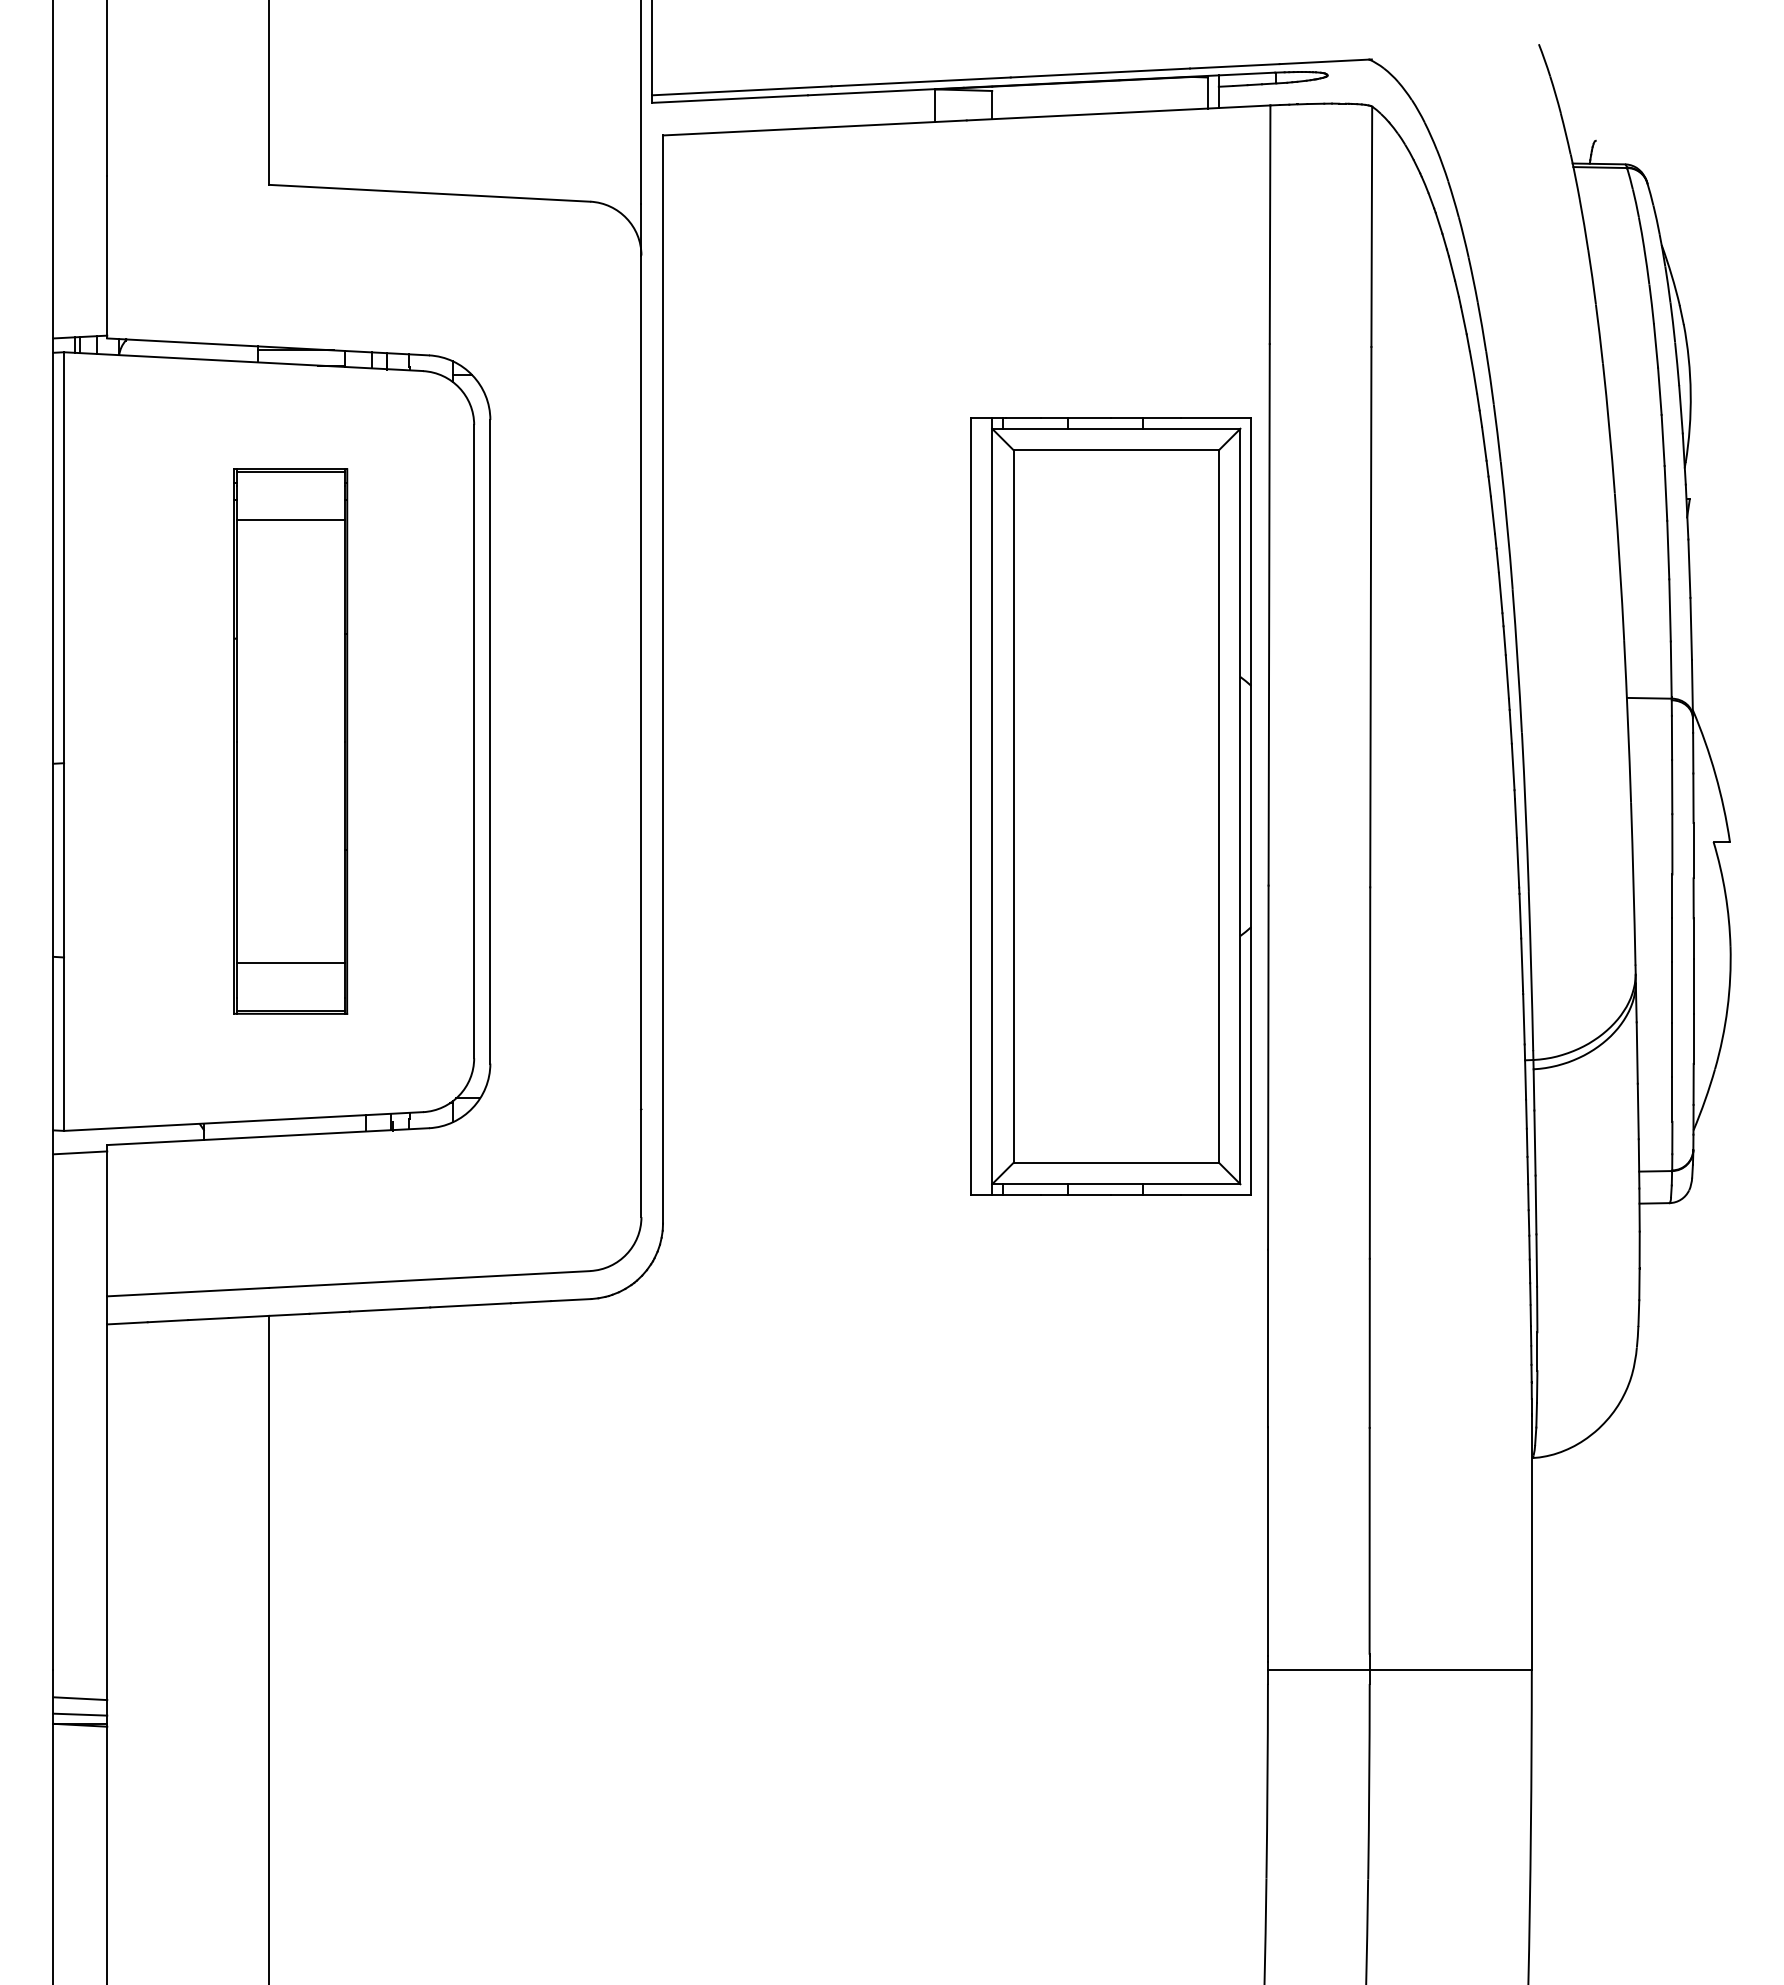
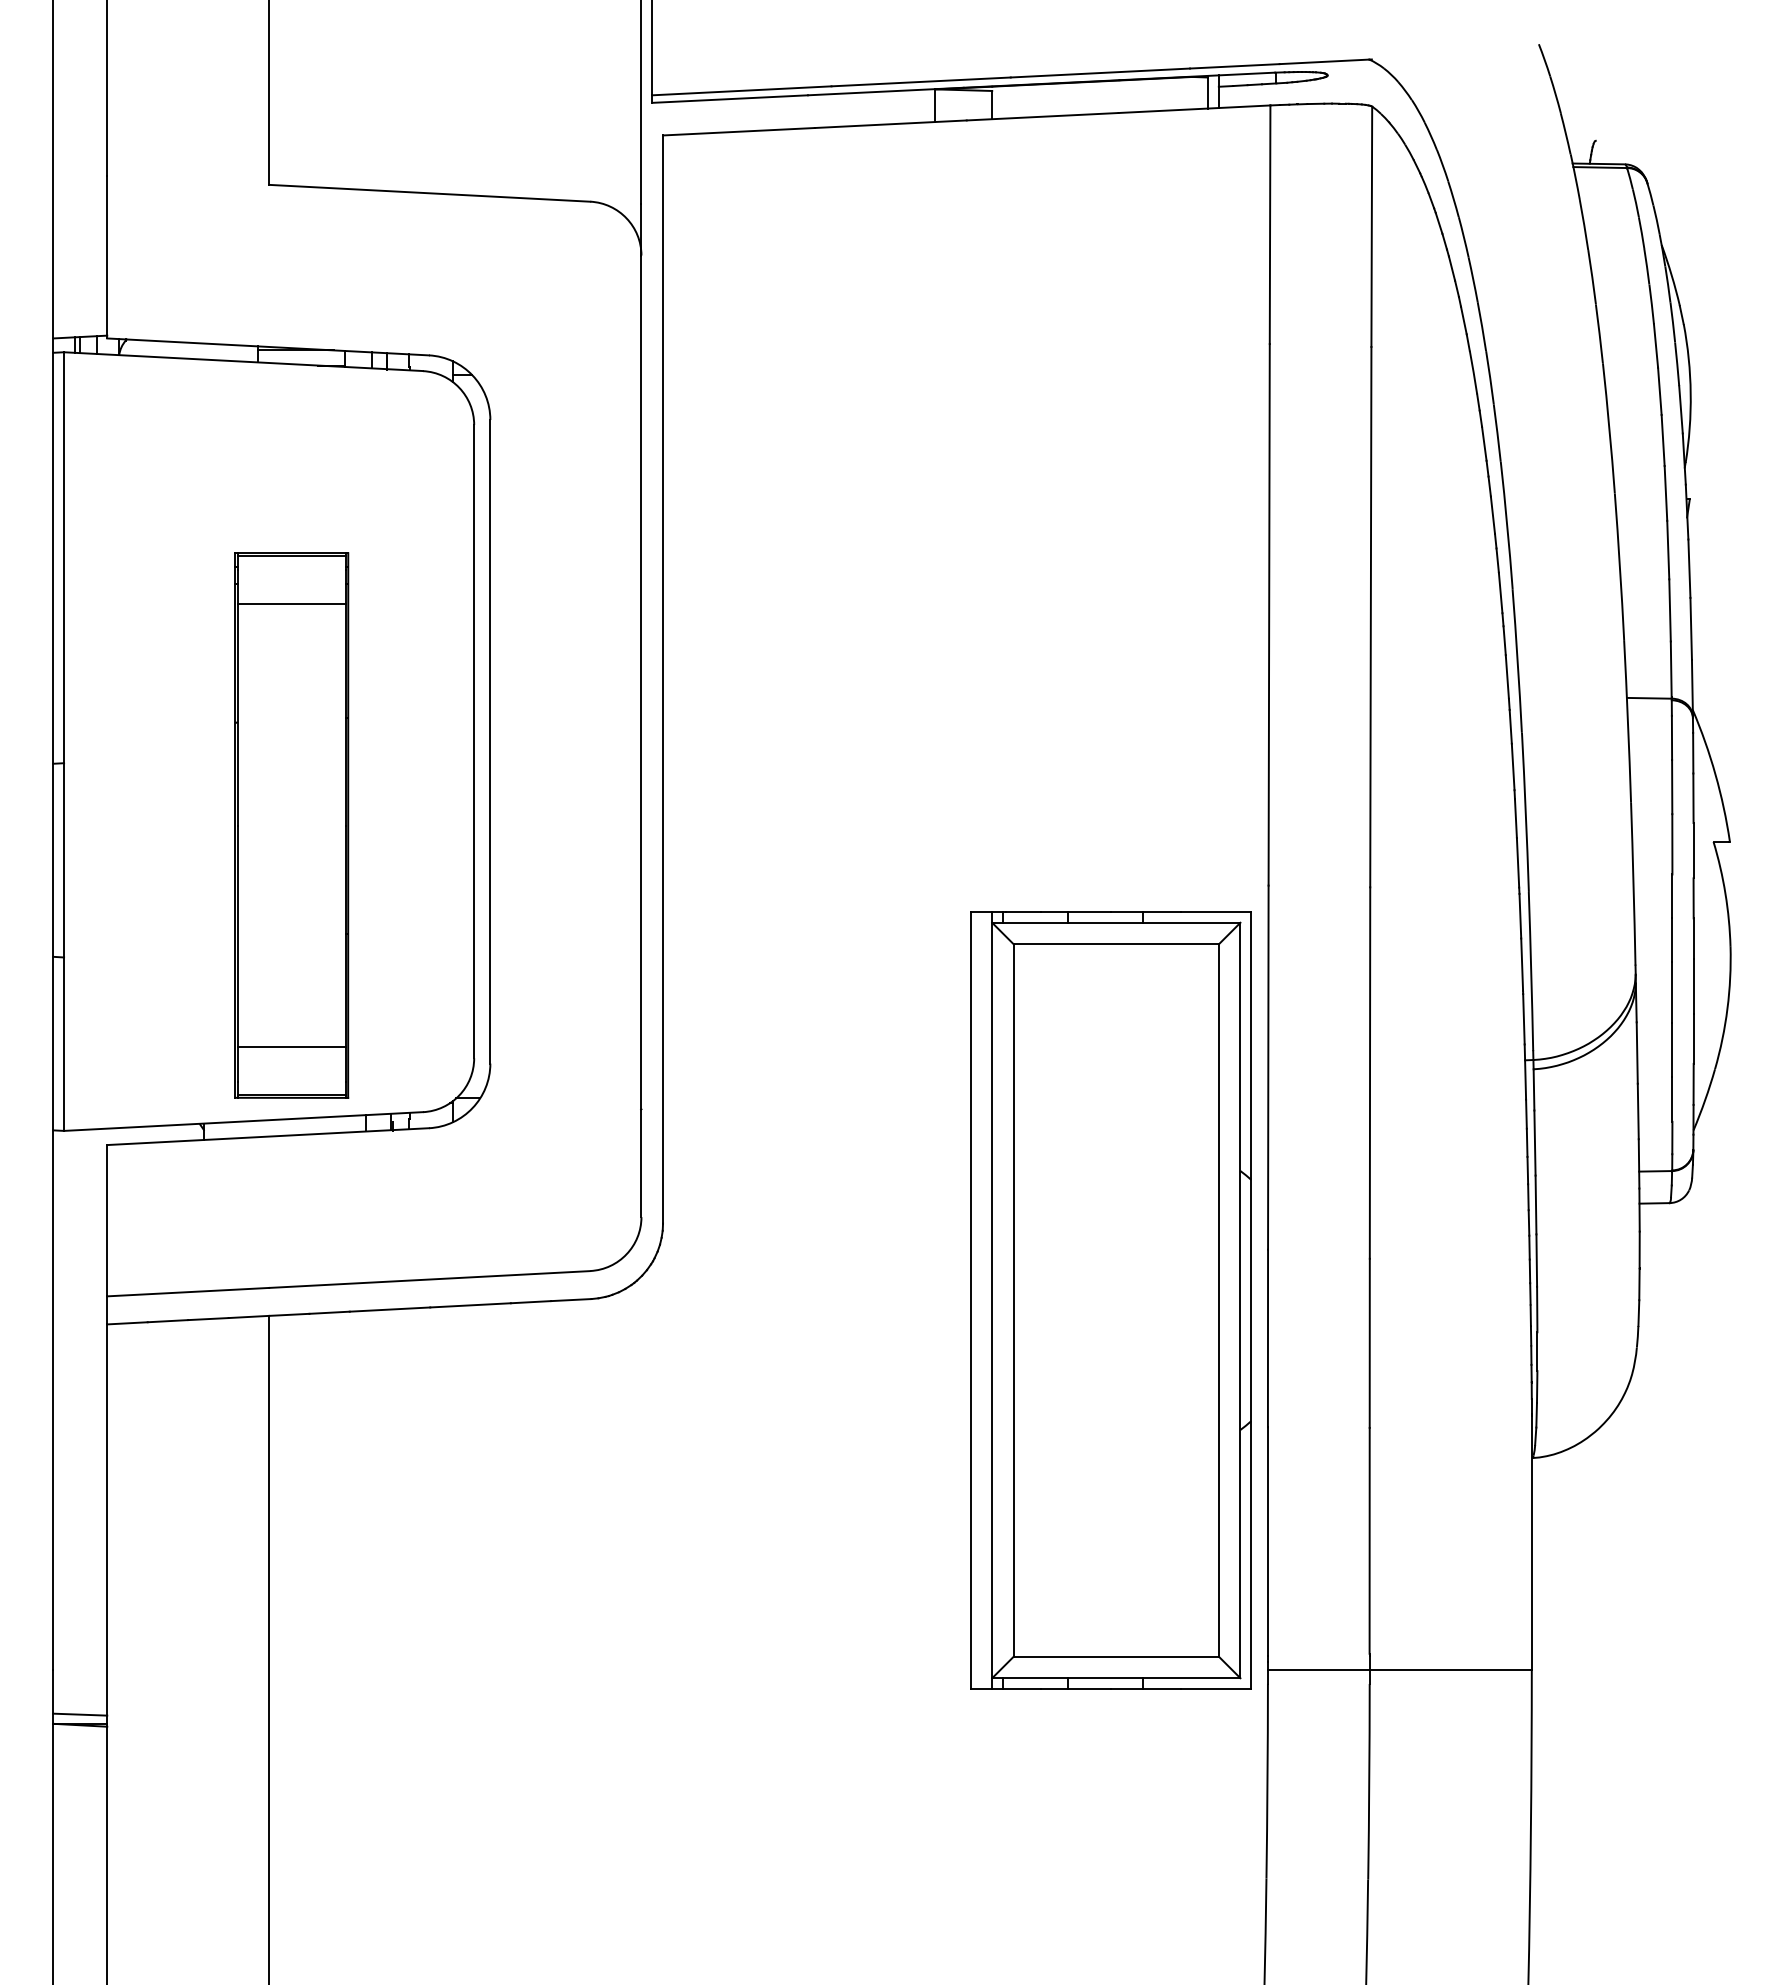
part position: (290, 741) -> (291, 825) (291, 825)
part position: (1110, 806) -> (1110, 1300) (1110, 1300)
line: present -> none (80, 1152)
line: present -> none (80, 1698)
